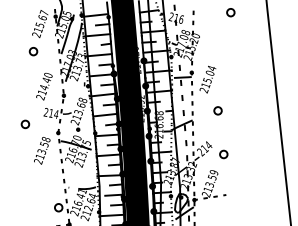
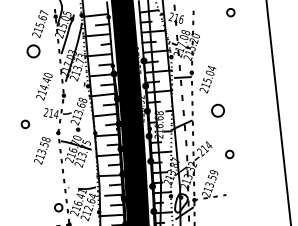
circle size: 11x10 px -> 15x15 px (33, 51)
circle size: 10x10 px -> 14x15 px (217, 110)
circle position: (223, 154) -> (229, 154) (229, 154)
